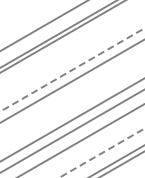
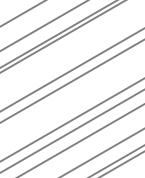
line: none -> present (22, 13)
line: dashed -> solid (72, 69)
line: dashed -> solid (102, 153)
